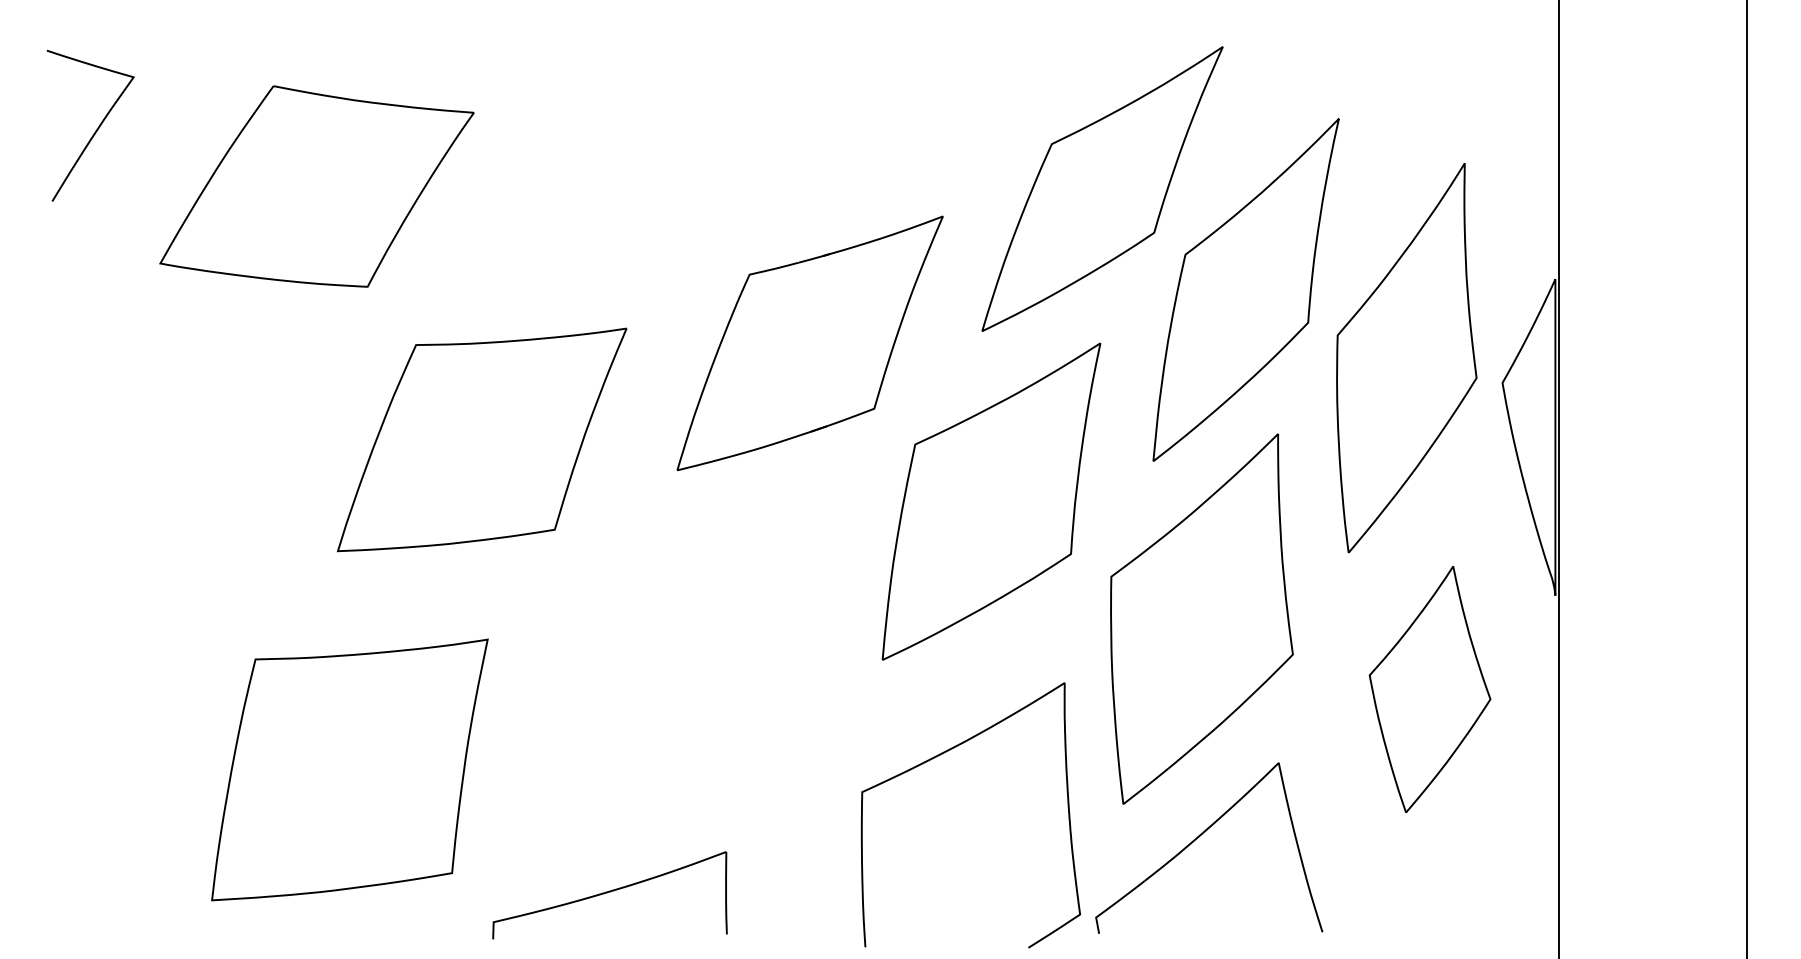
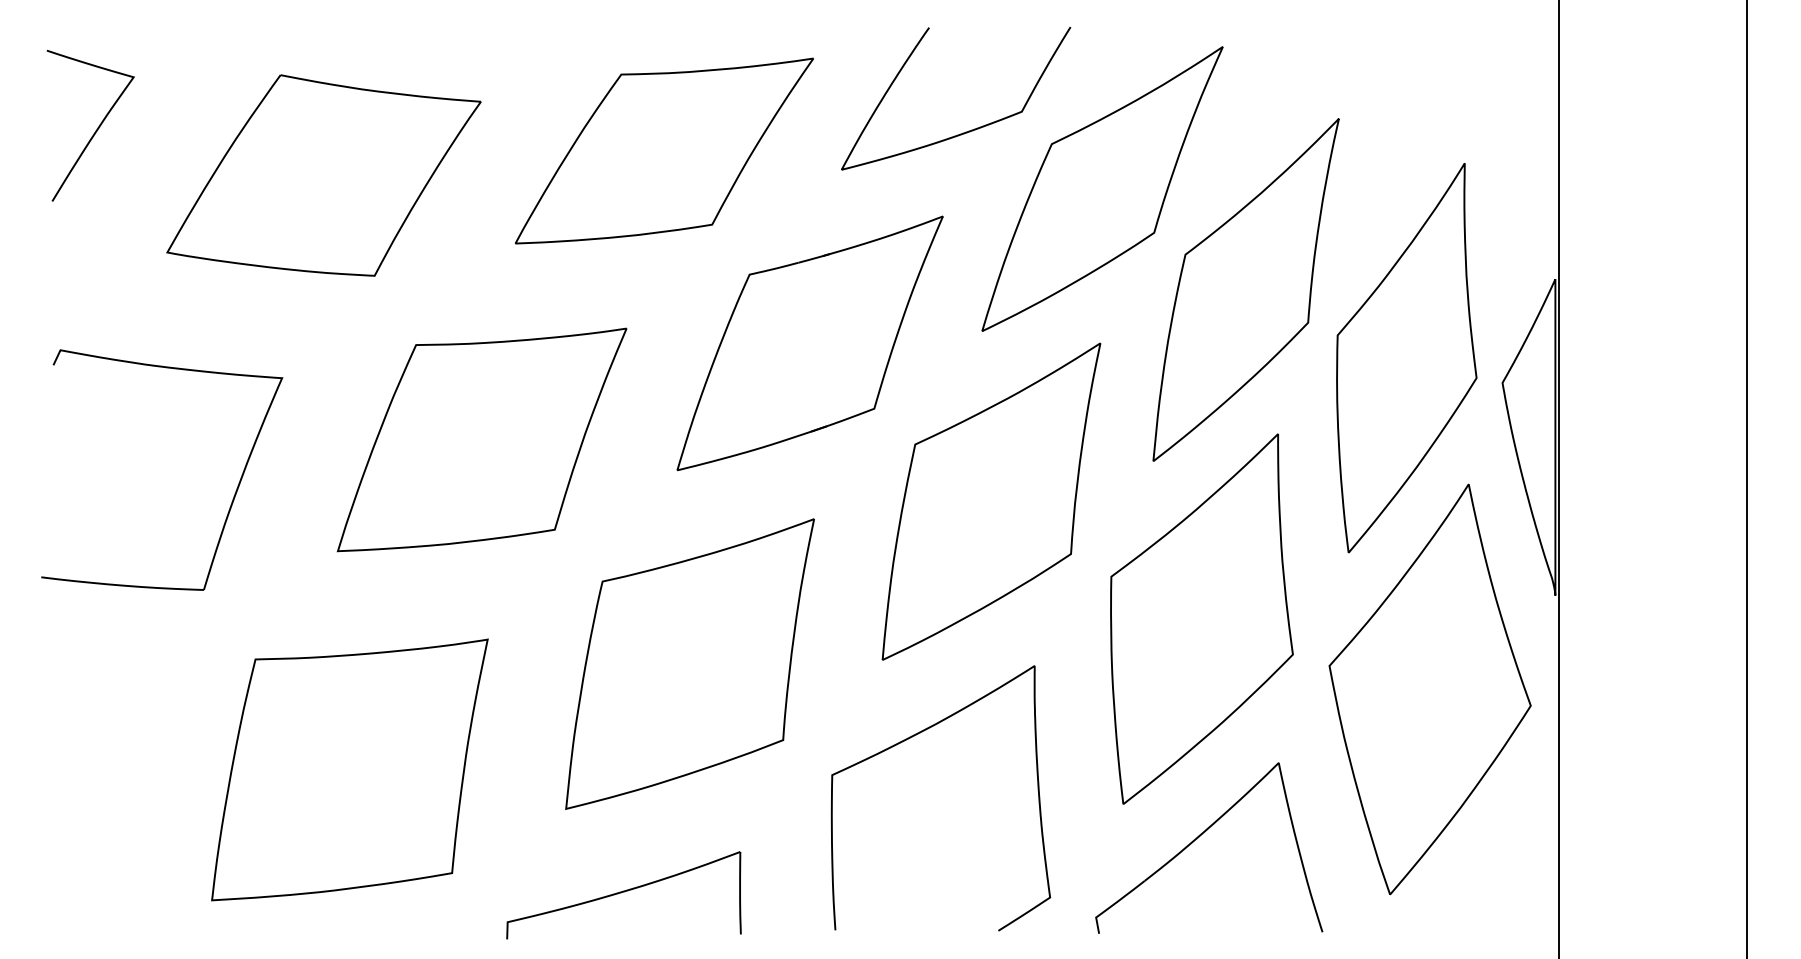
curve: none -> present (968, 130)
part: none -> present (664, 150)
part position: (316, 186) -> (323, 175) (323, 175)
part: none -> present (234, 493)
part: none -> present (689, 663)
part size: 124x247 px -> 204x413 px (1429, 689)
curve position: (940, 755) -> (910, 738) (910, 738)
part position: (609, 895) -> (623, 895) (623, 895)
